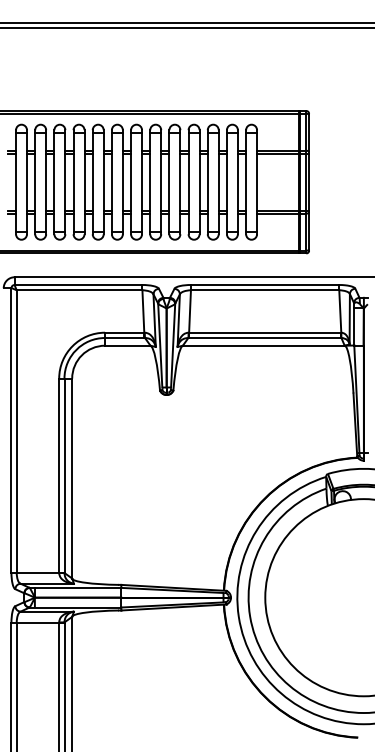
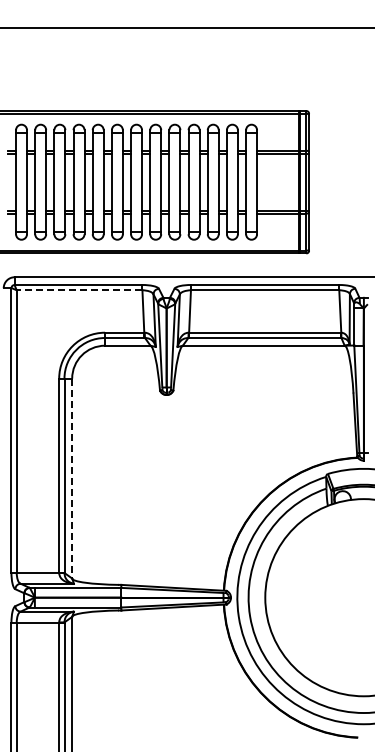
line: present -> none (186, 22)
line: solid -> dashed (79, 290)
line: solid -> dashed (72, 478)
